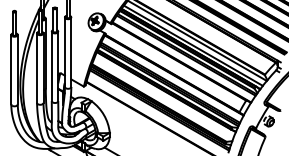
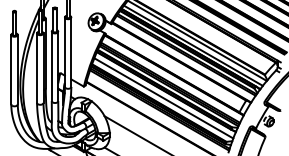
line: none -> present (163, 98)
line: none -> present (135, 134)
